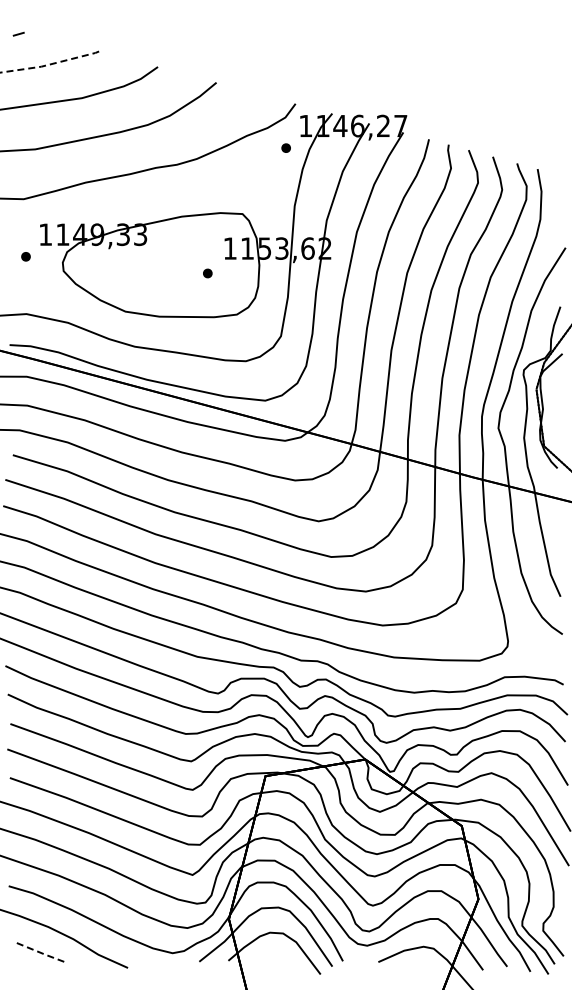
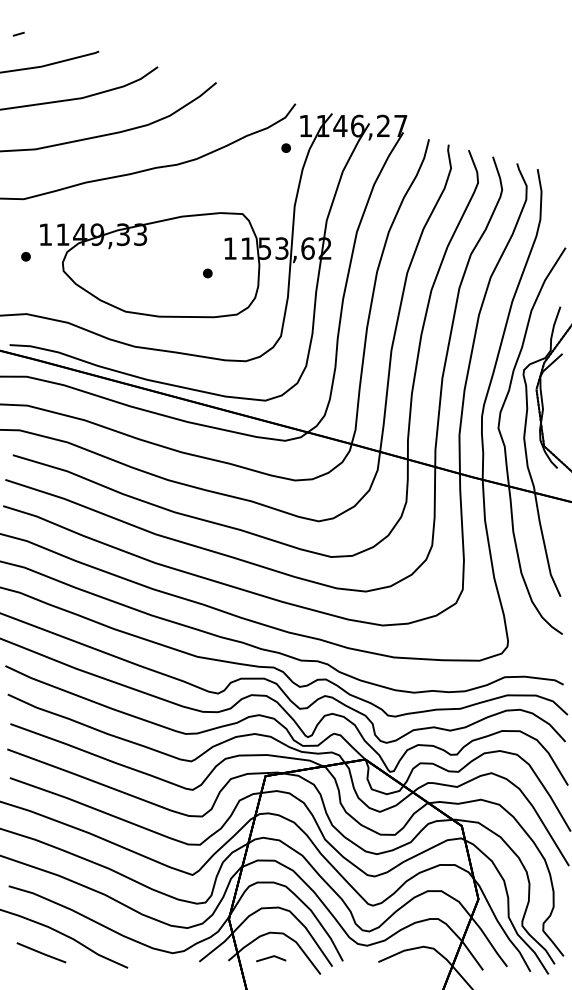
line: dashed -> solid (50, 64)
line: dashed -> solid (41, 953)
line: none -> present (271, 957)
